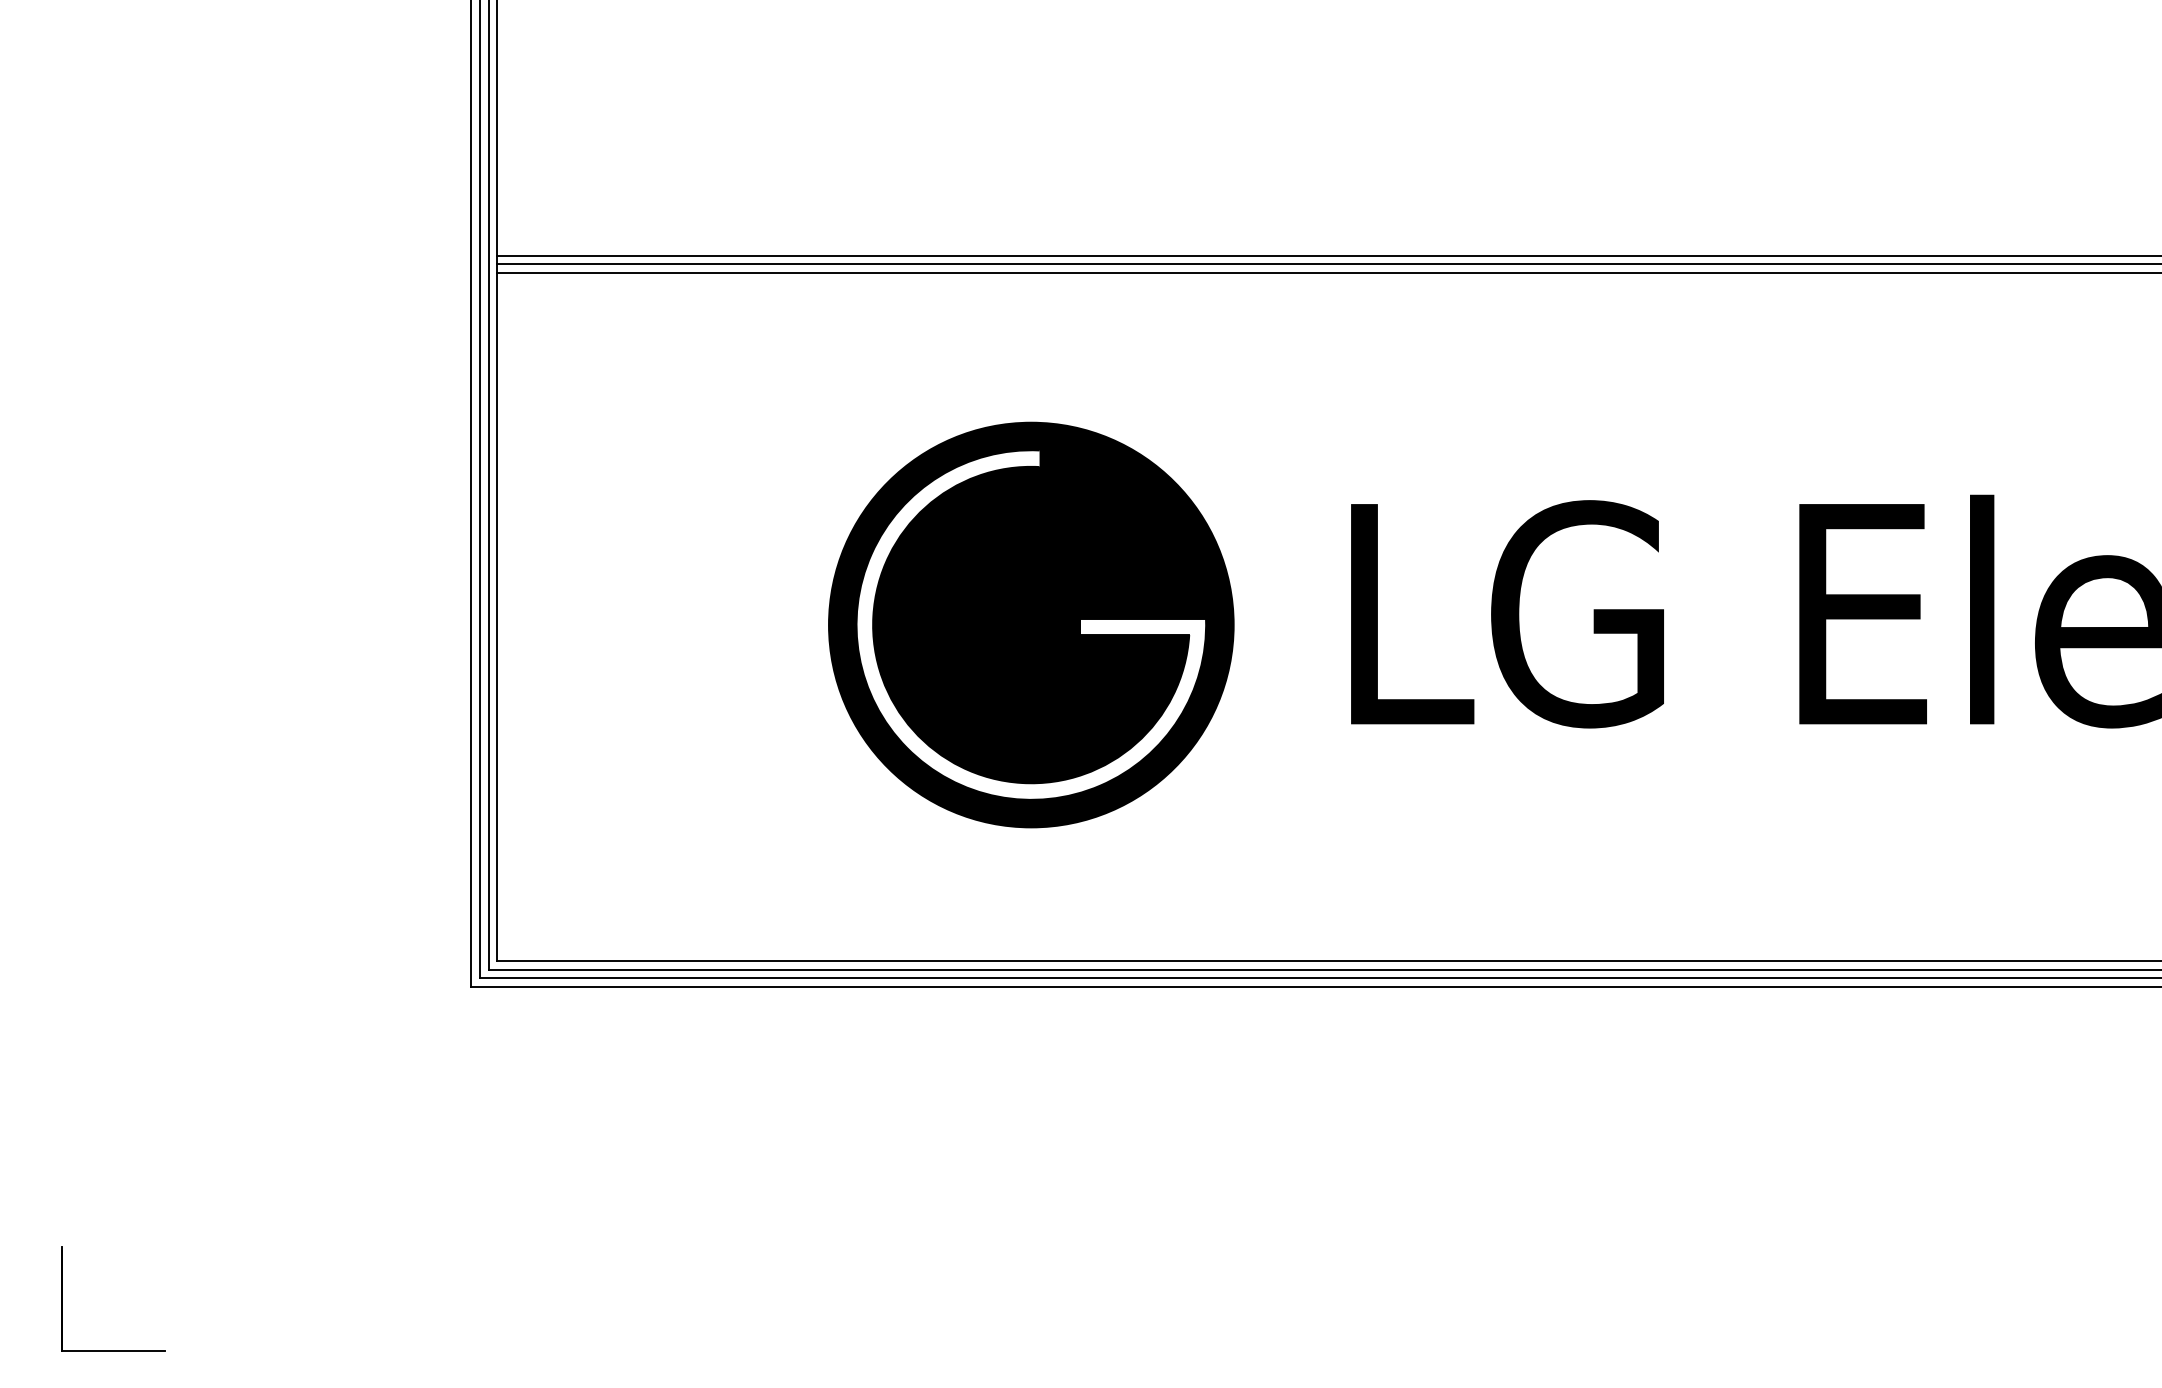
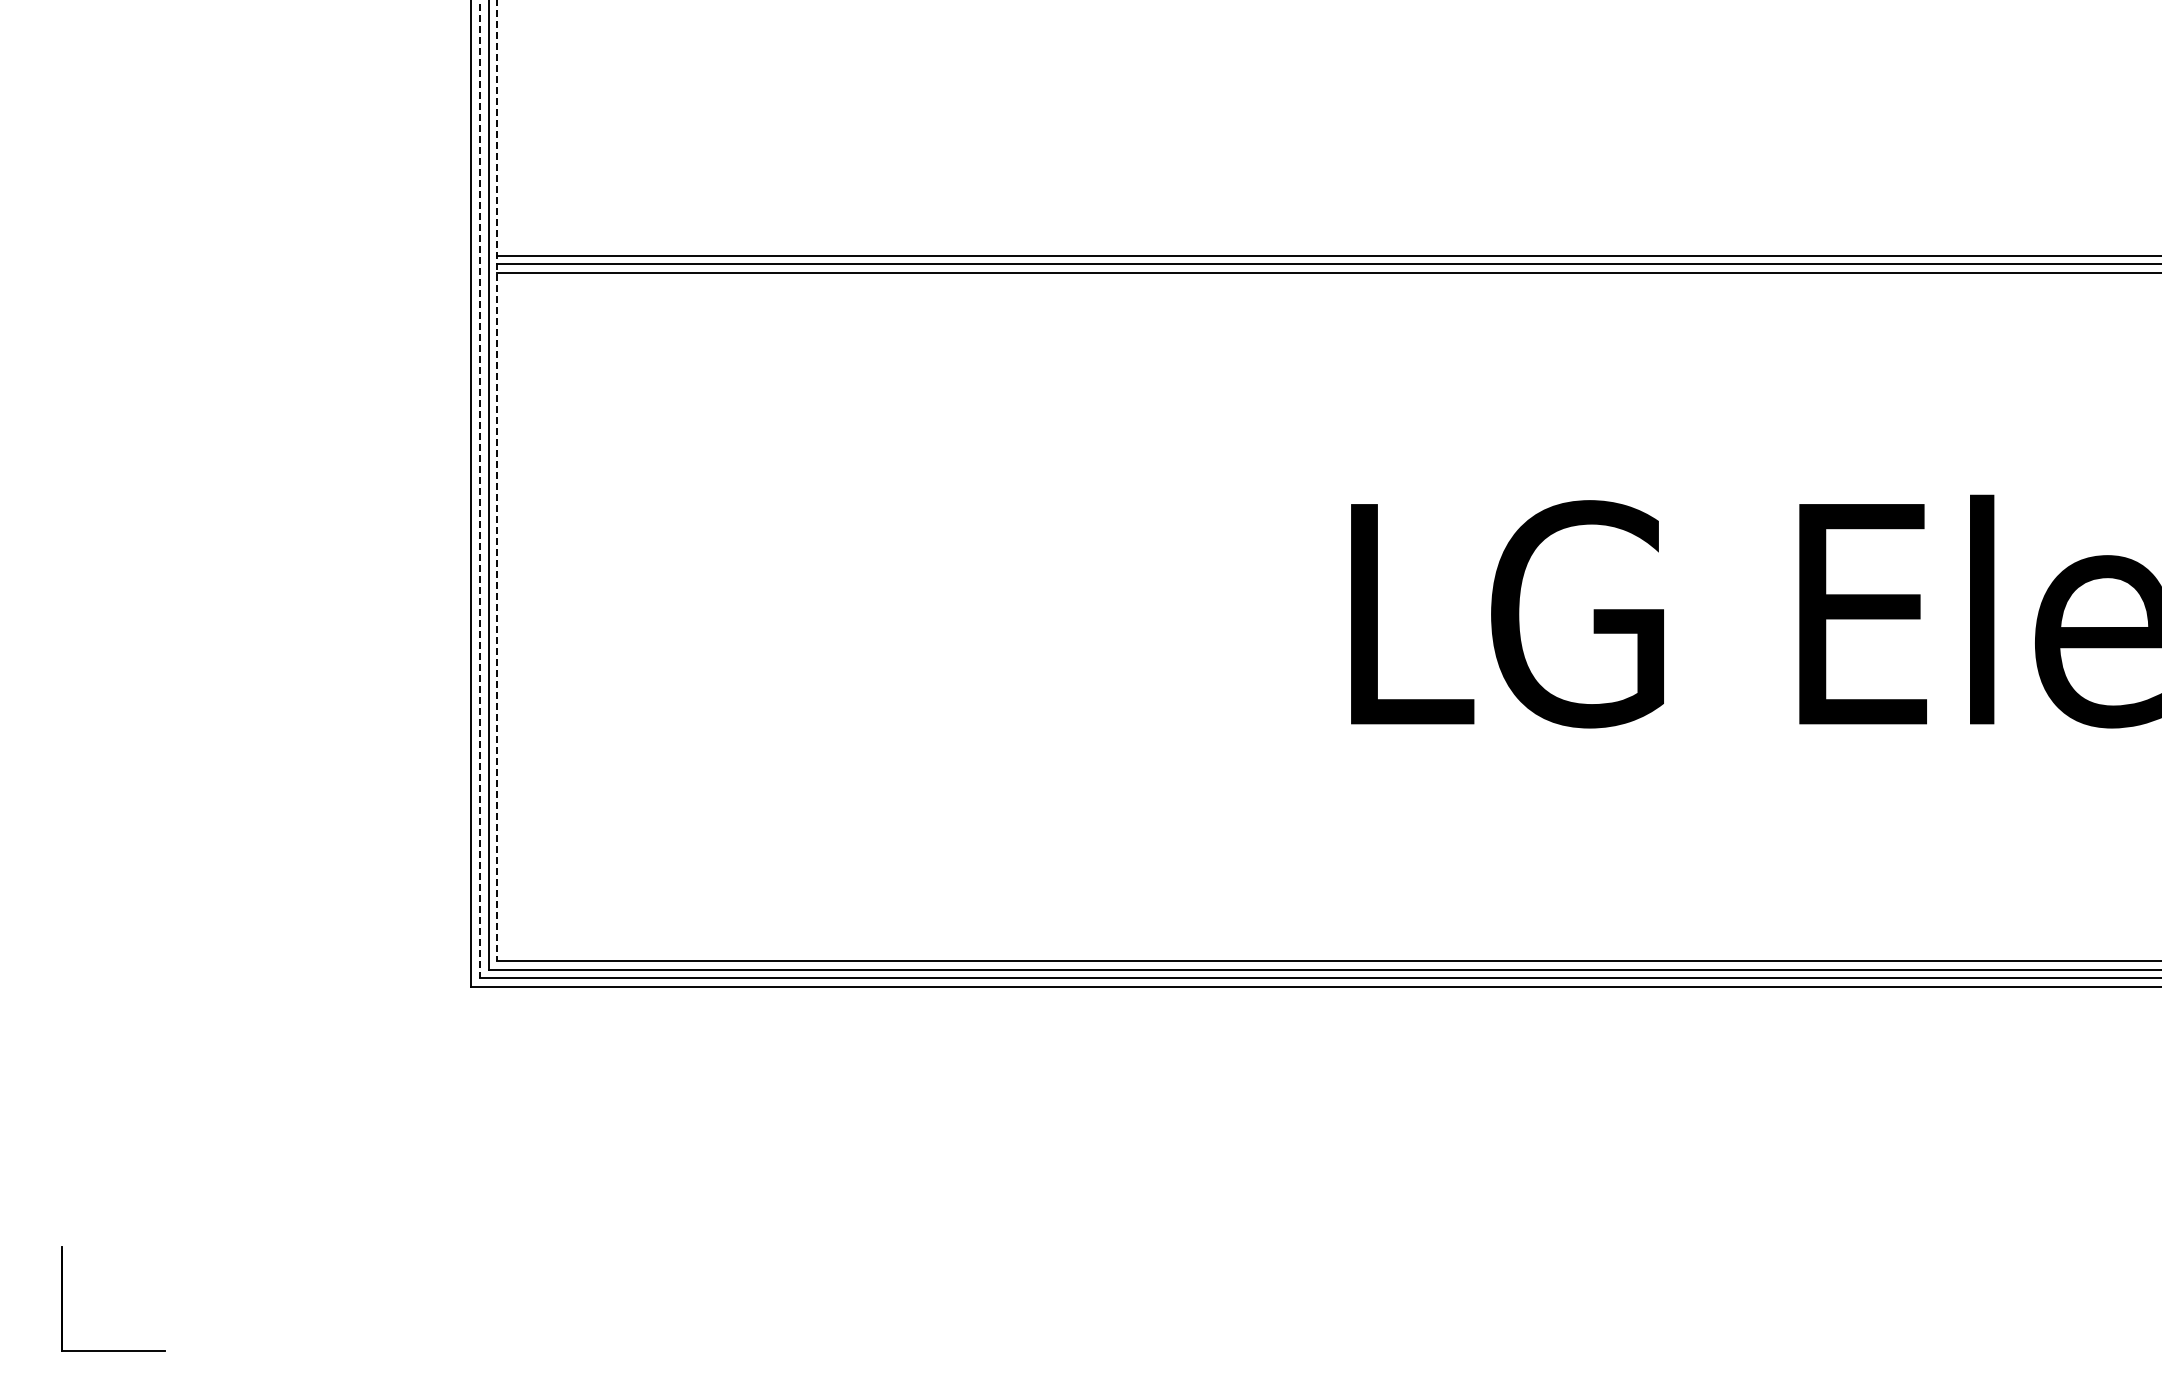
line: solid -> dashed (497, 480)
line: solid -> dashed (479, 489)
part: present -> none (1031, 624)
